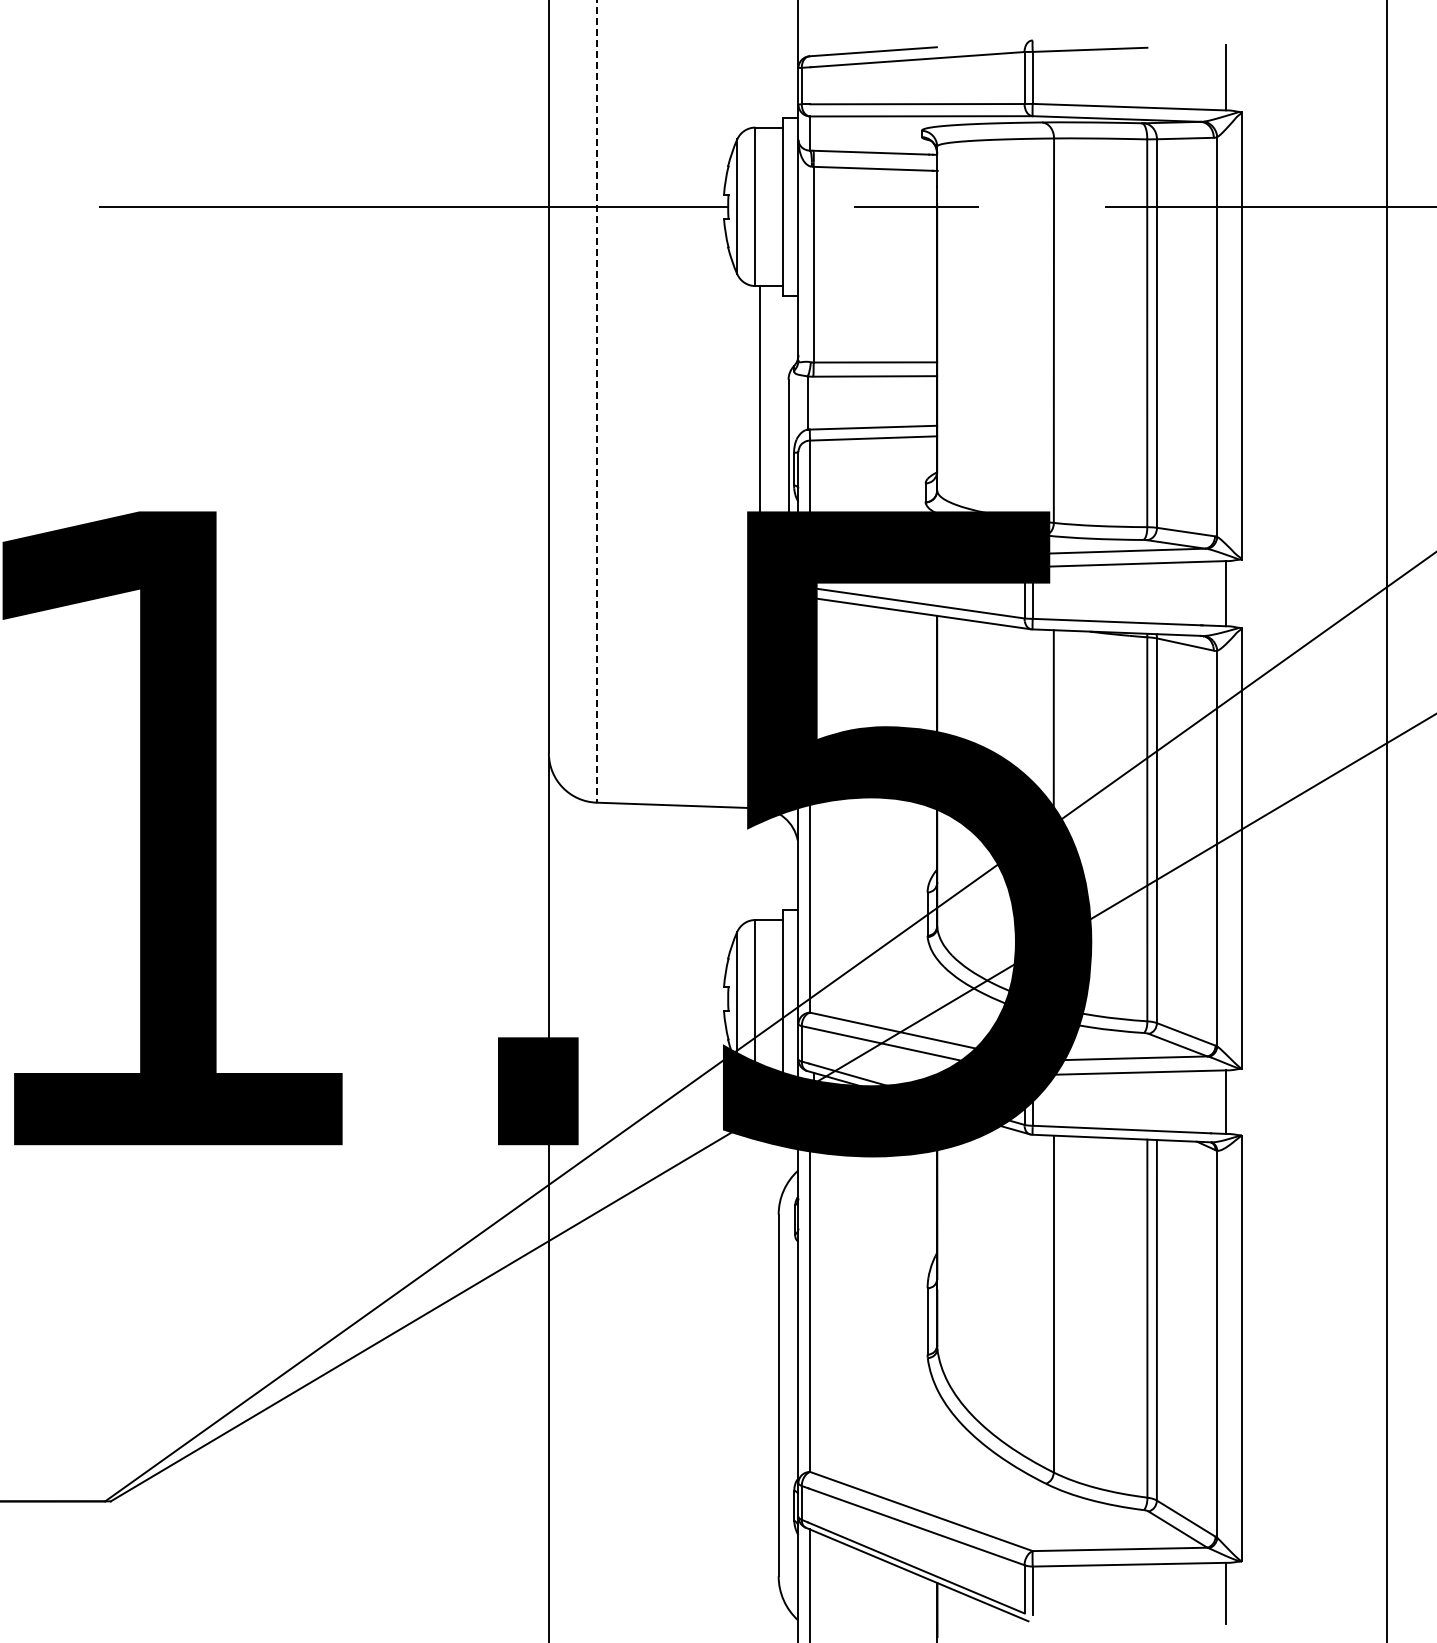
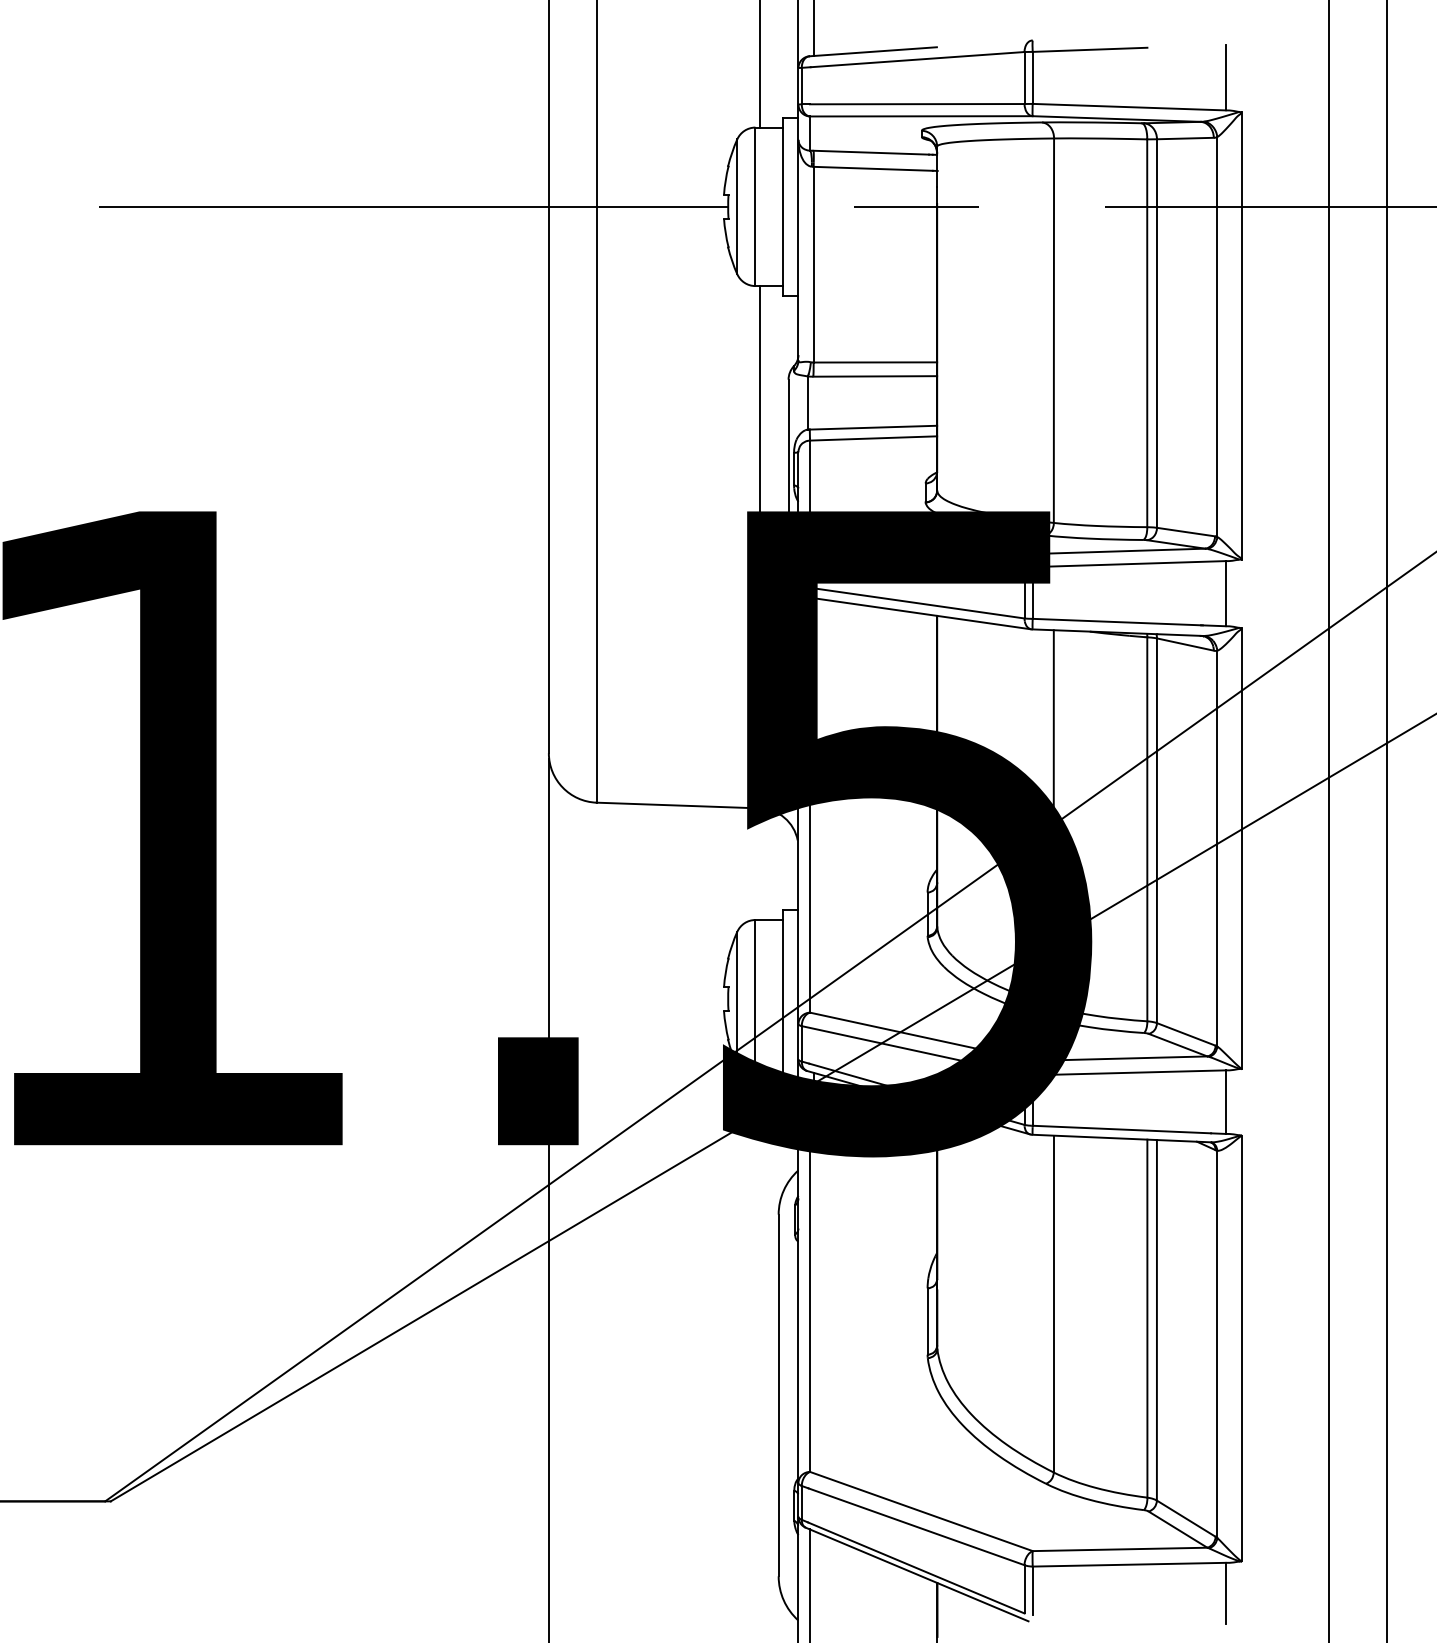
line: none -> present (813, 29)
line: none -> present (760, 64)
line: dashed -> solid (596, 401)
line: none -> present (1329, 820)
